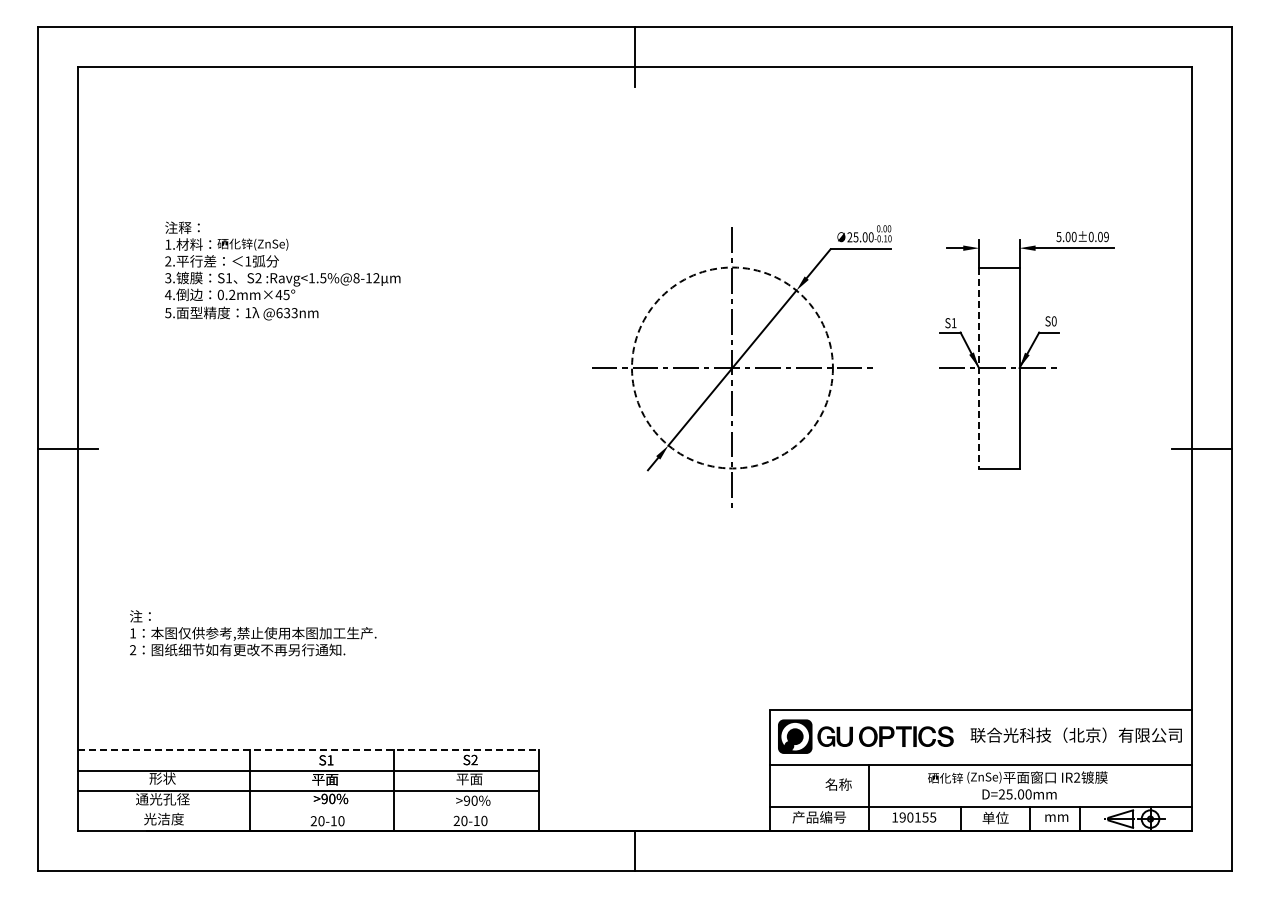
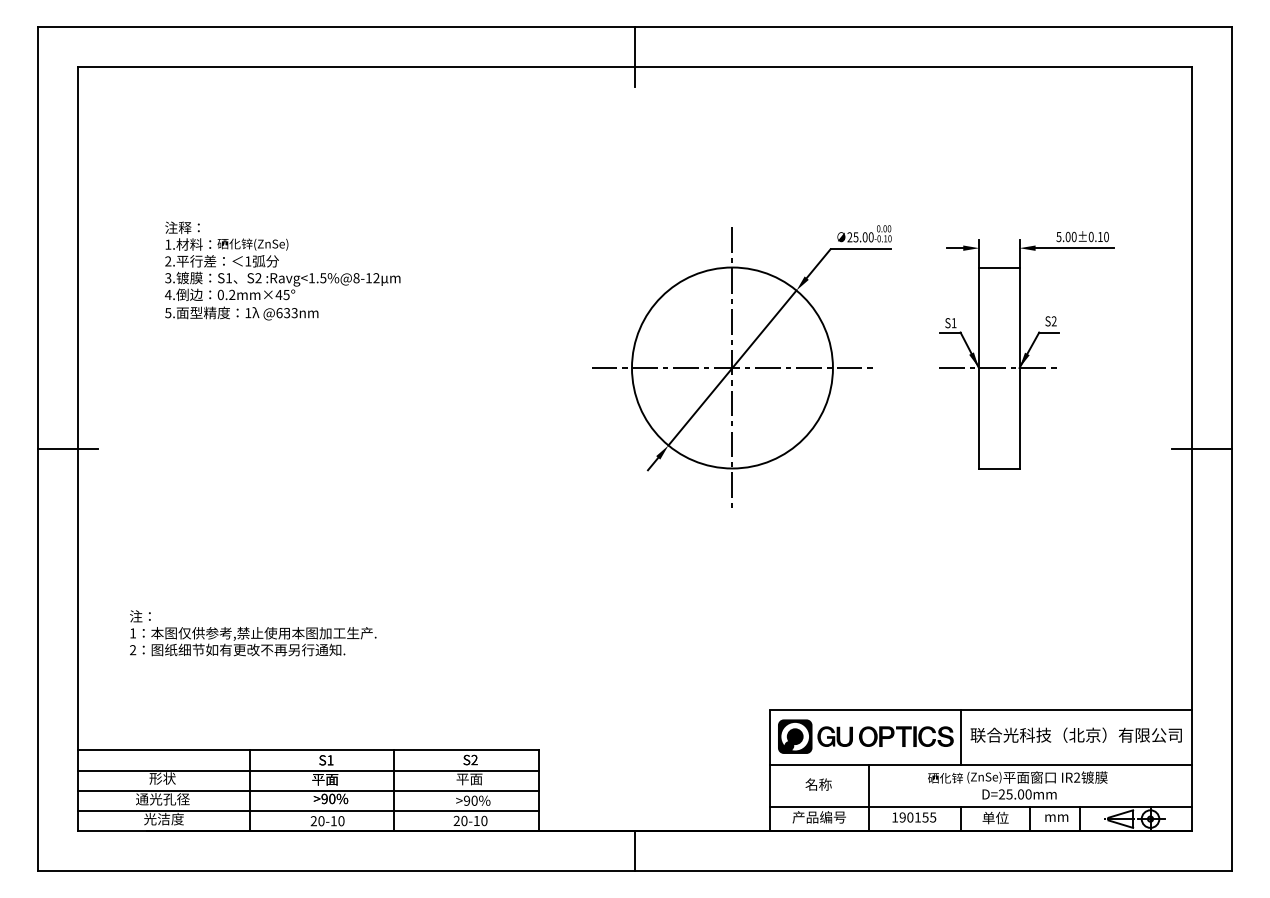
text: 5.00±0.09 -> 5.00±0.10 (1103, 236)
text: S0 -> S2 (1053, 321)
circle: dashed -> solid (731, 367)
line: dashed -> solid (979, 368)
line: none -> present (961, 737)
line: dashed -> solid (309, 750)
text position: (838, 784) -> (818, 784) (818, 784)
line: none -> present (308, 810)
